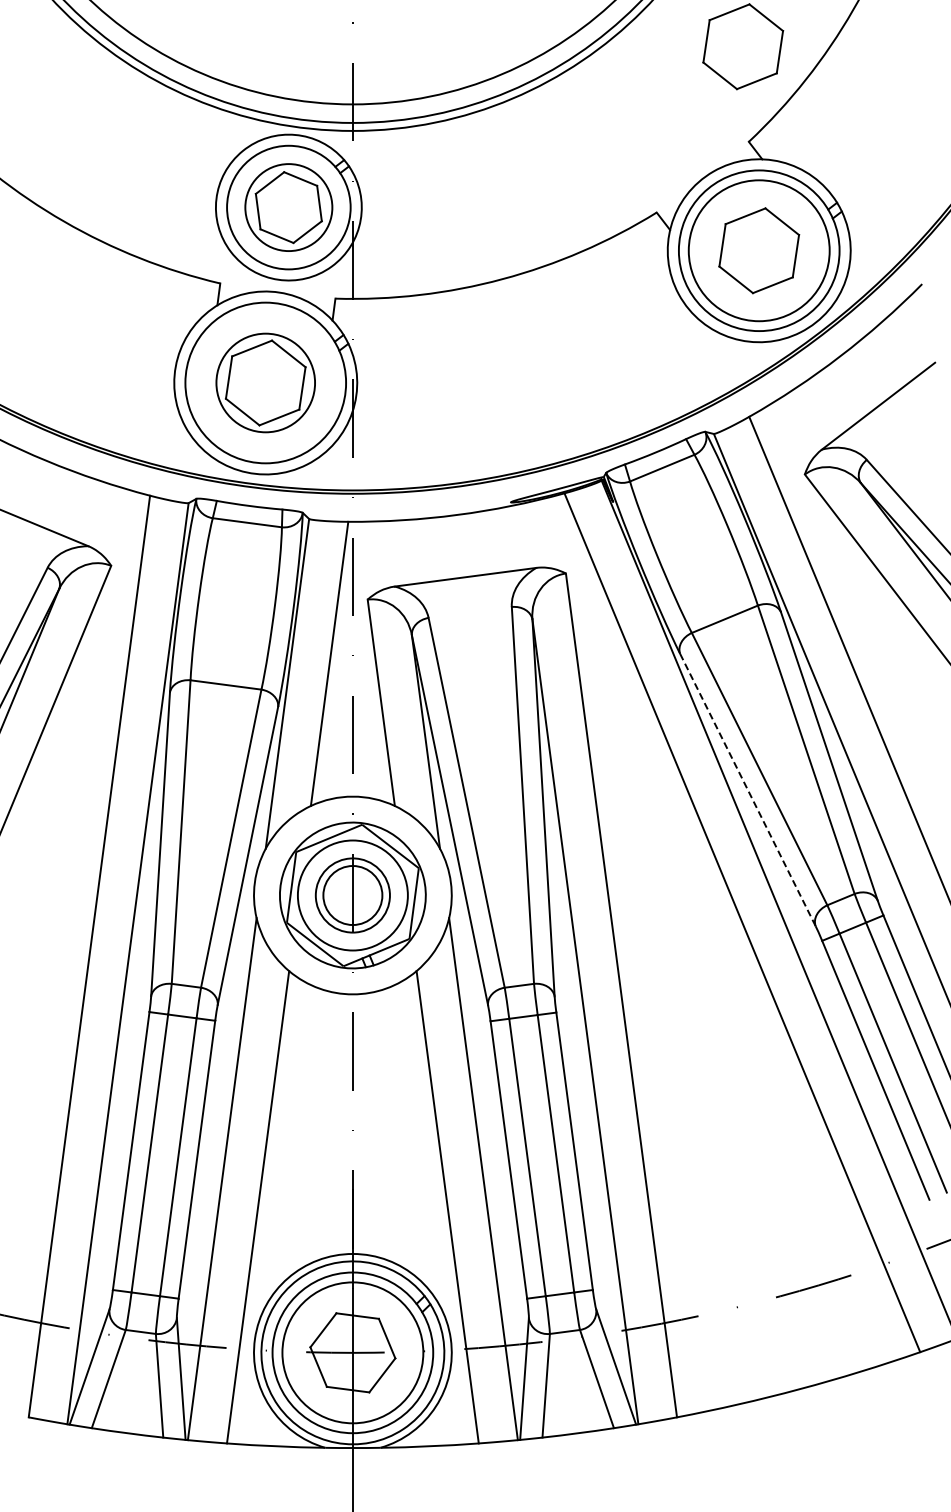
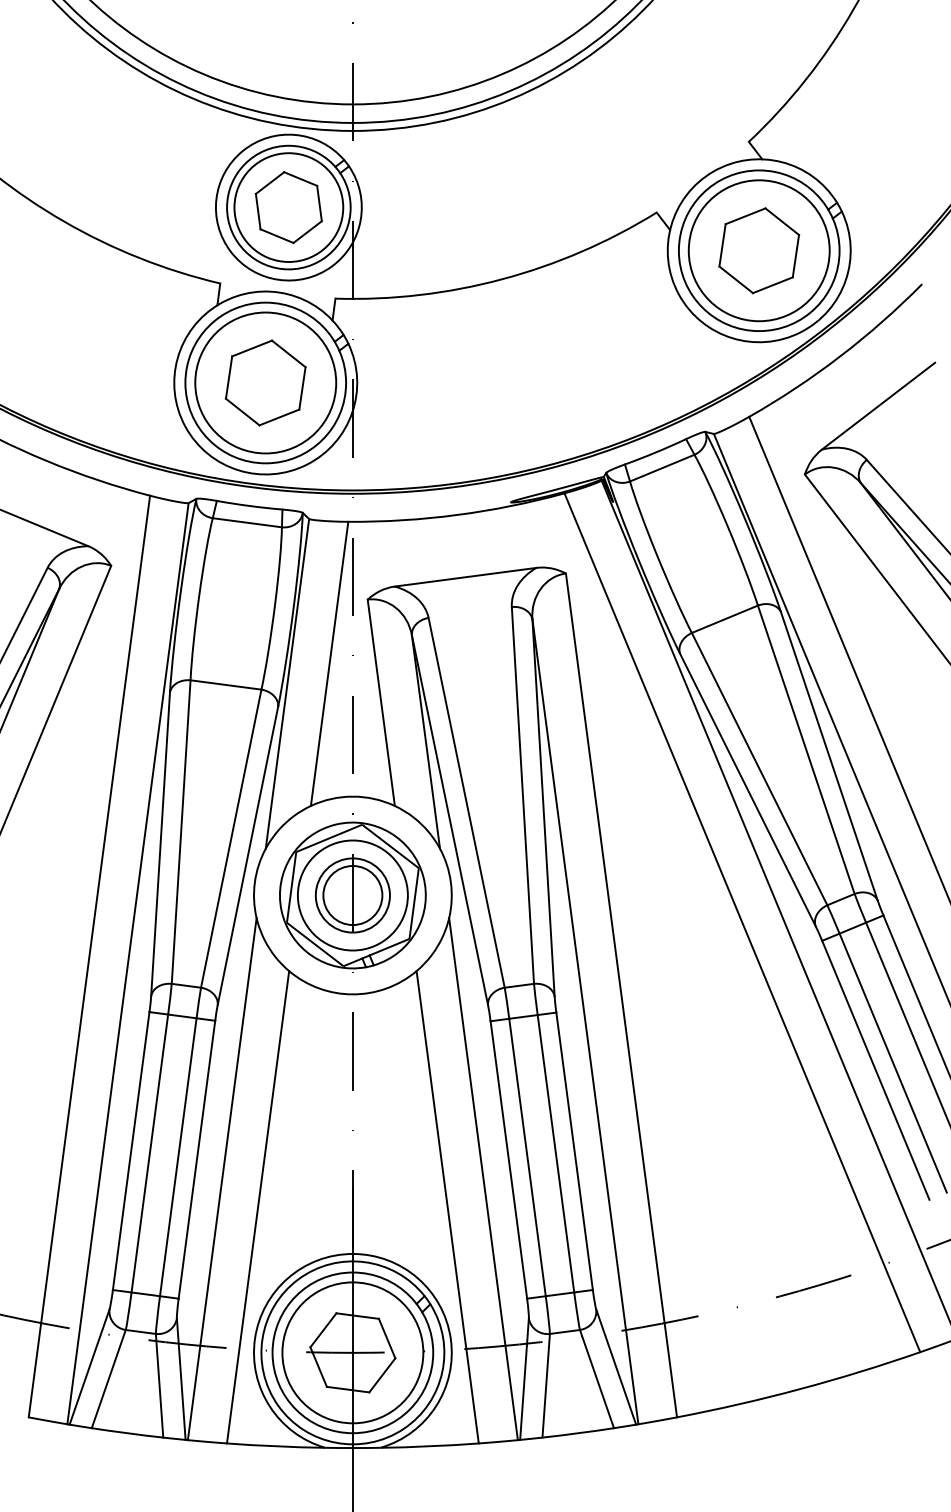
part: present -> none (743, 46)
circle diameter: 87 px -> 109 px (288, 207)
circle diameter: 99 px -> 141 px (265, 382)
line: dashed -> solid (748, 790)
